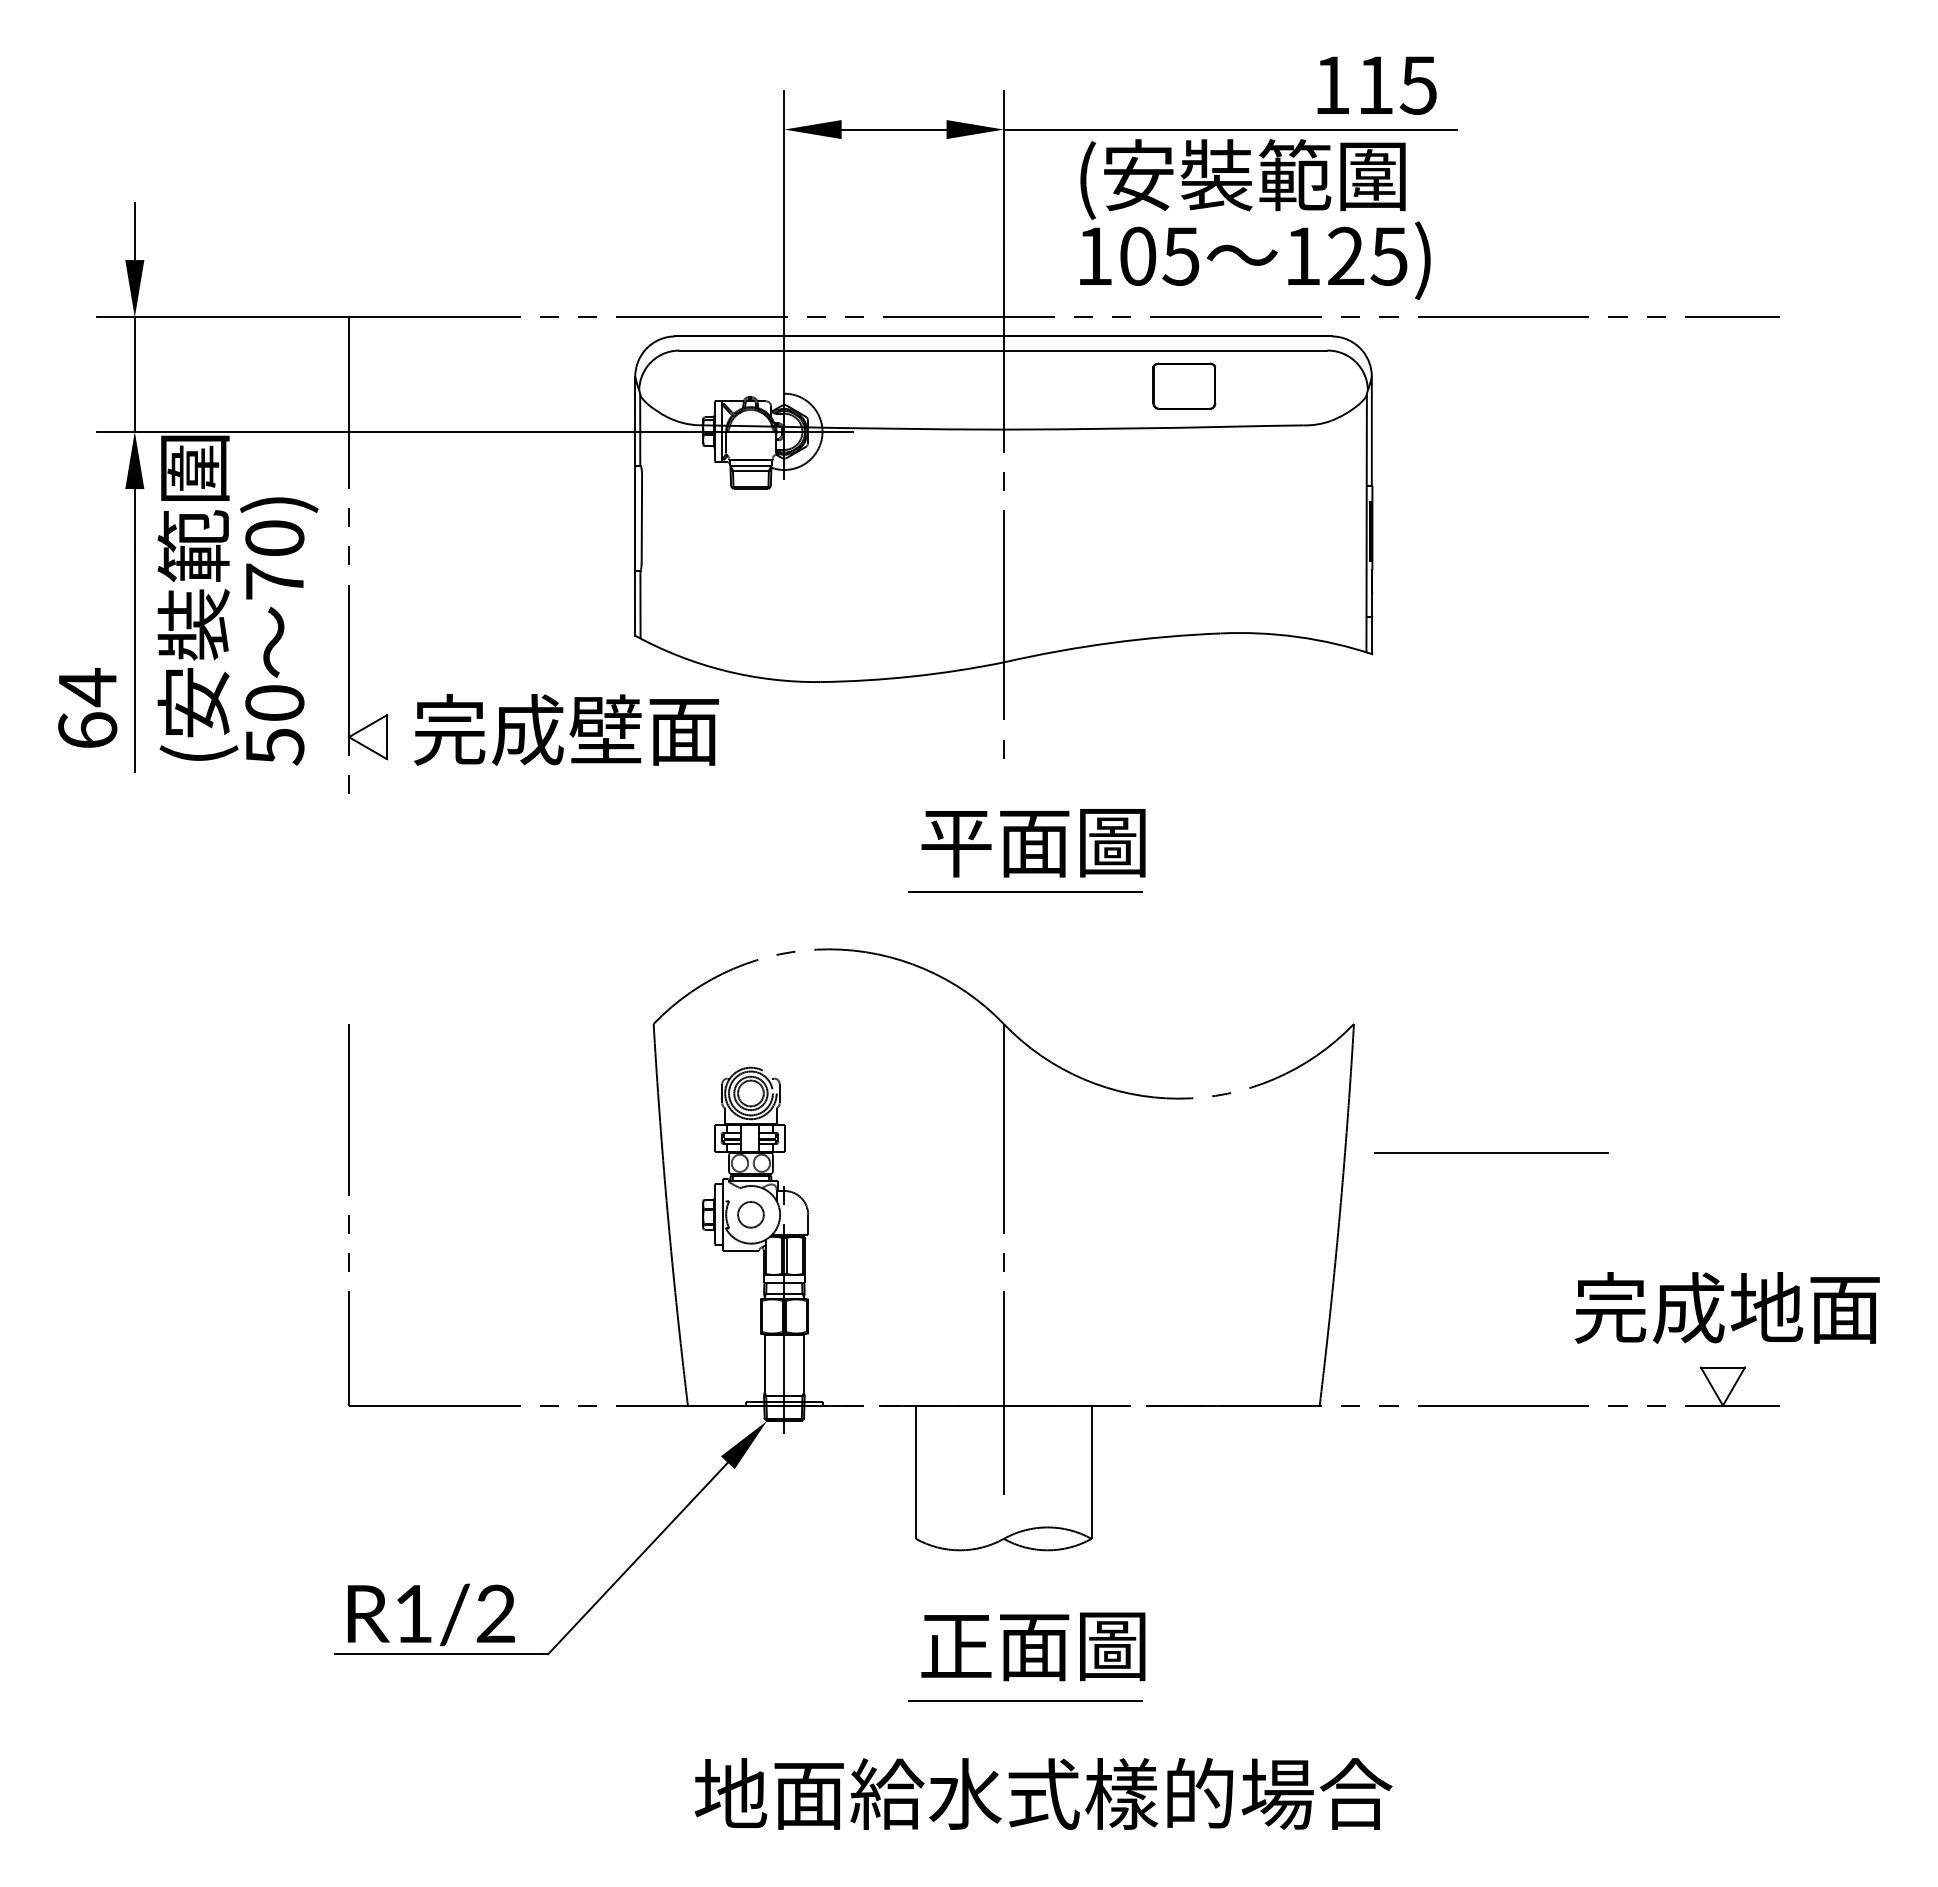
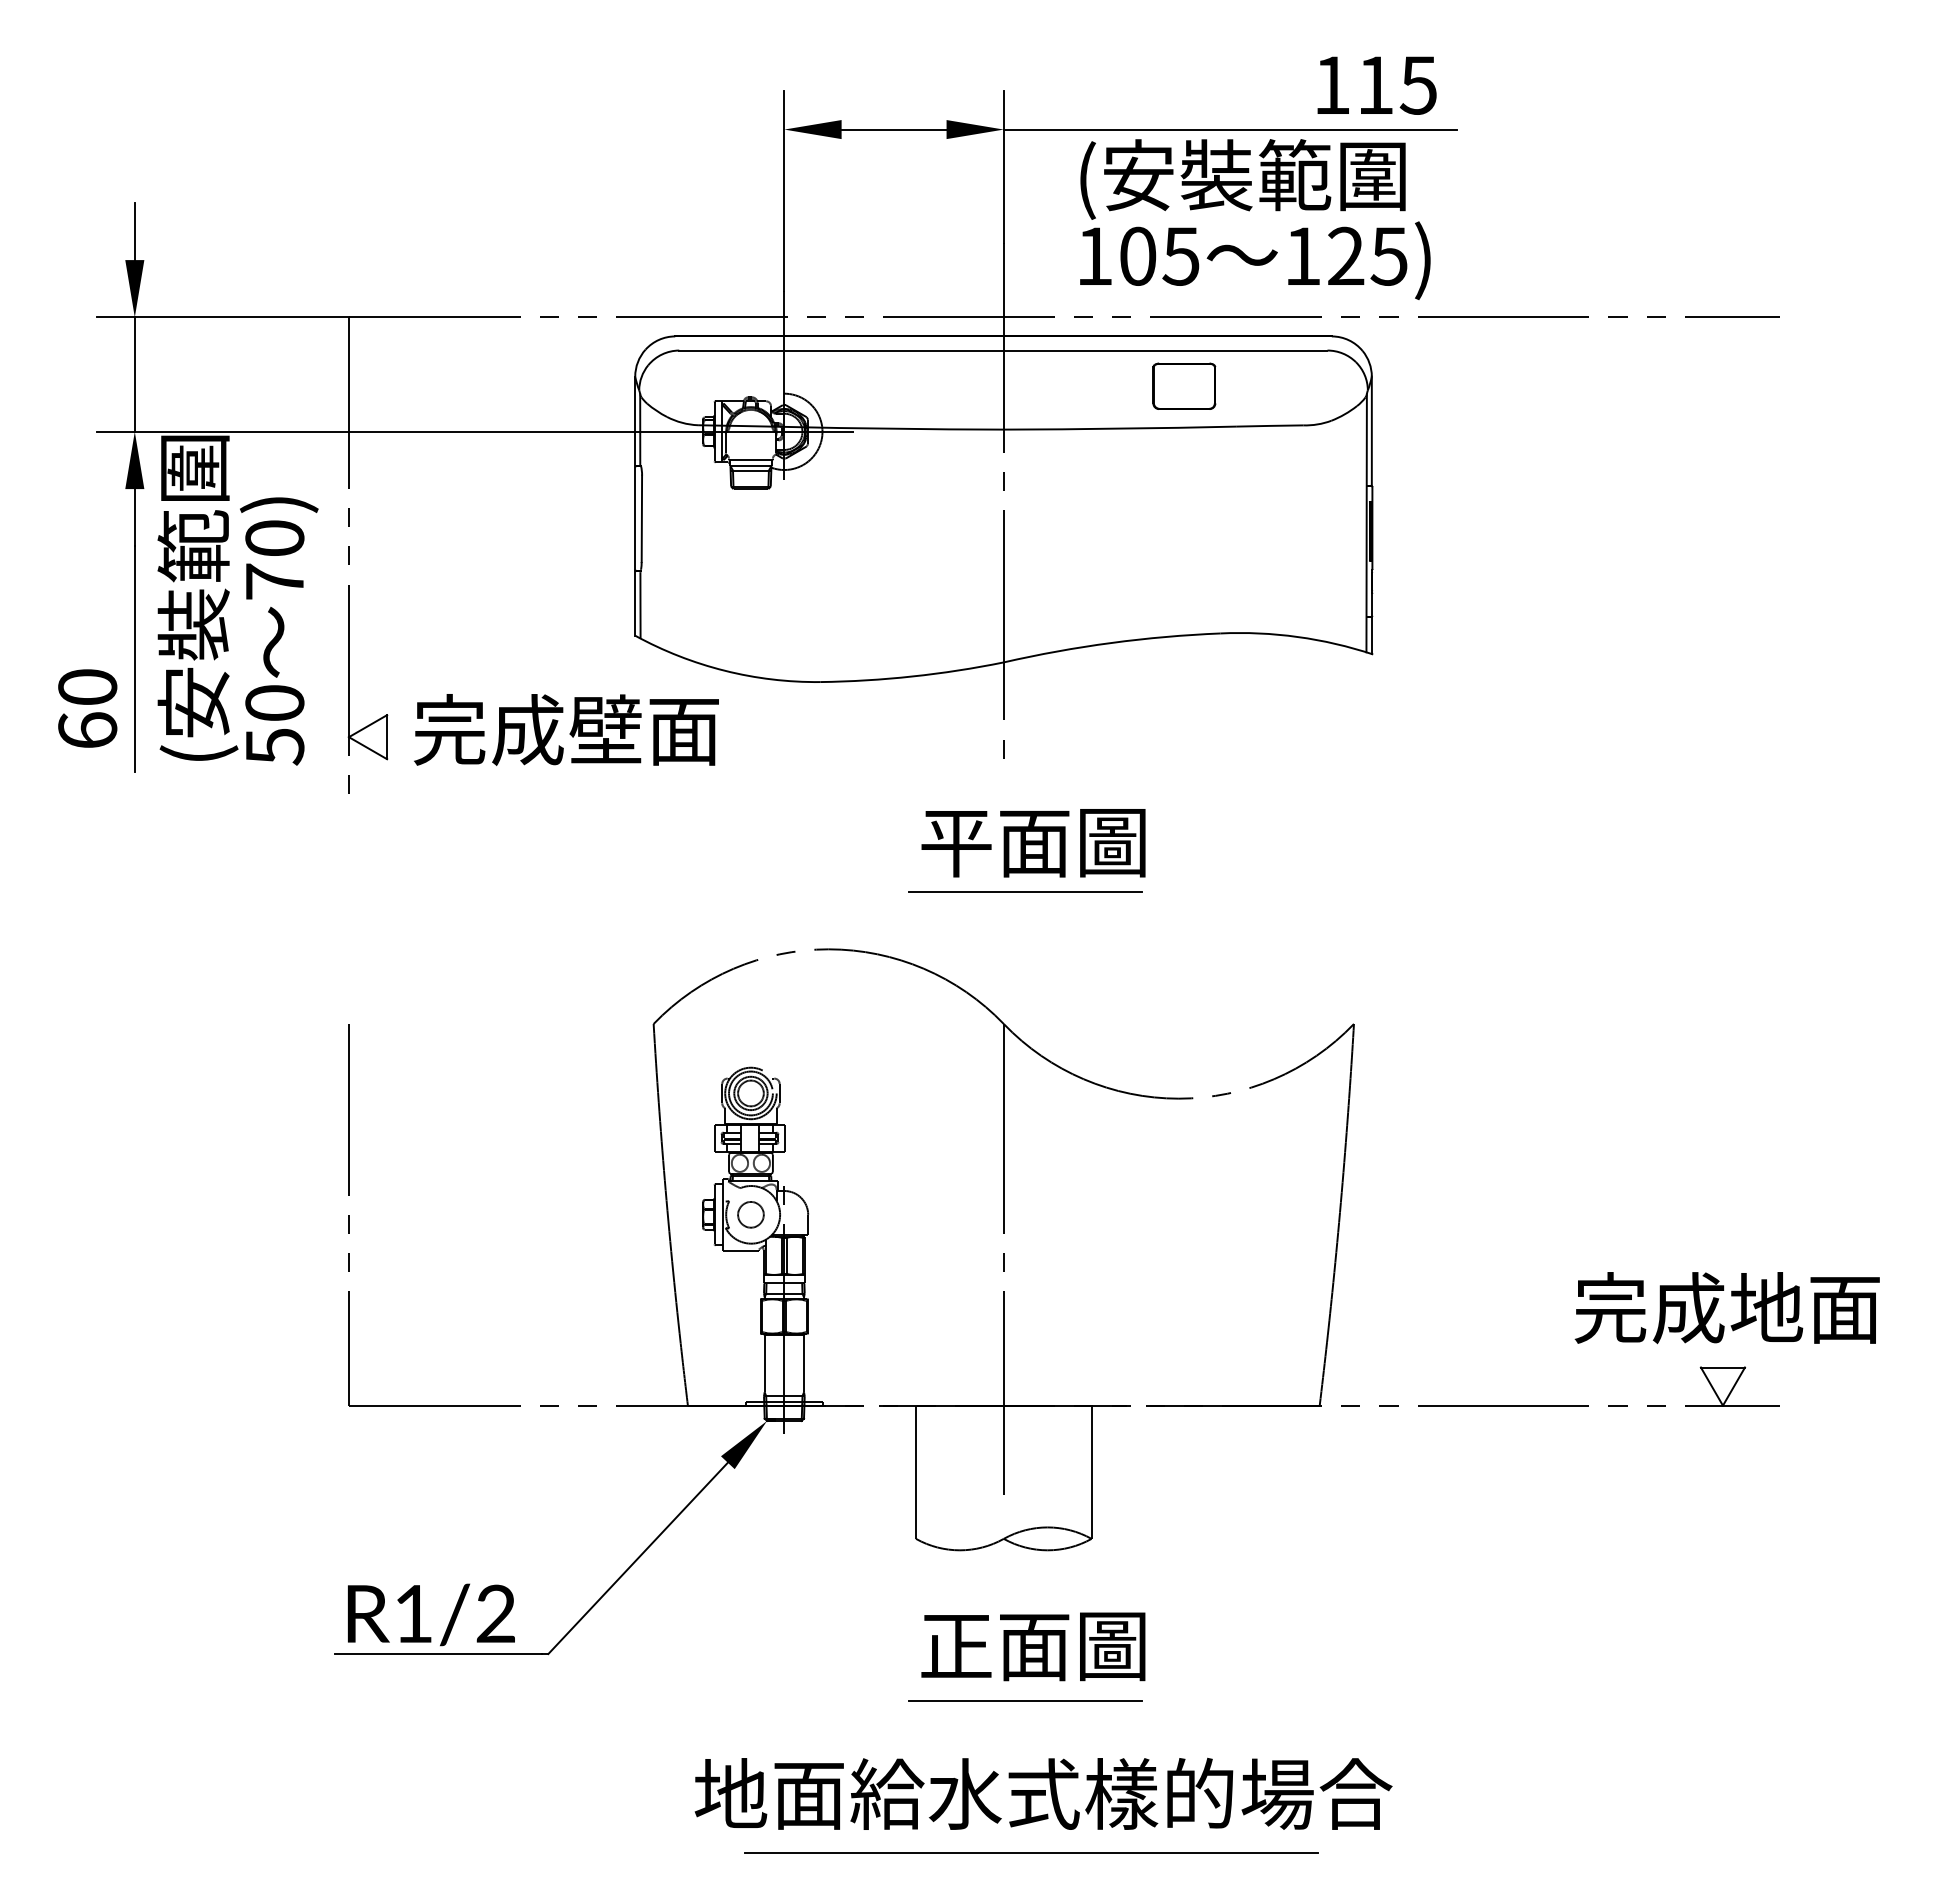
text: 64 -> 60 (87, 687)
line: present -> none (1491, 1152)
line: none -> present (1031, 1853)
